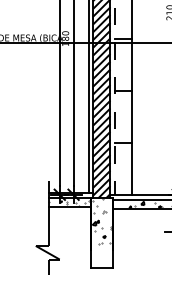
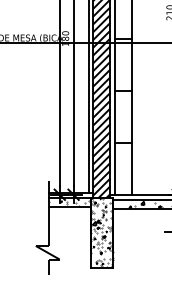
line: dashed -> solid (114, 97)
hatch: none -> present (101, 232)
